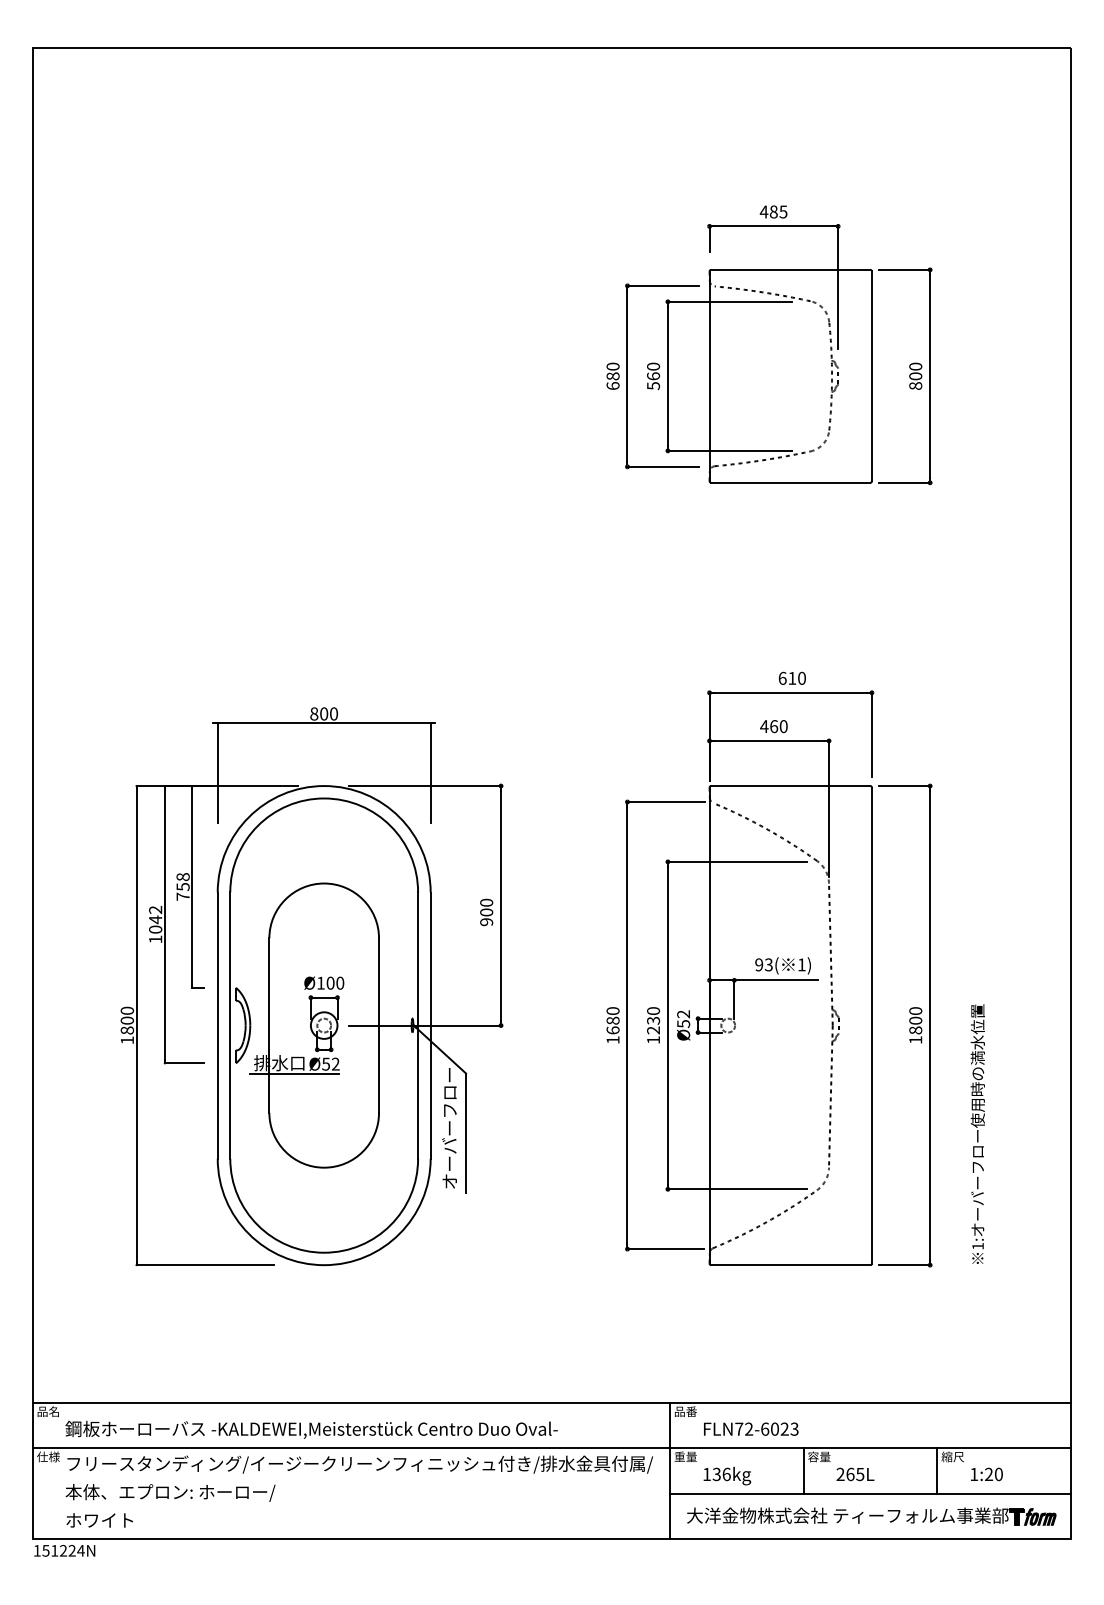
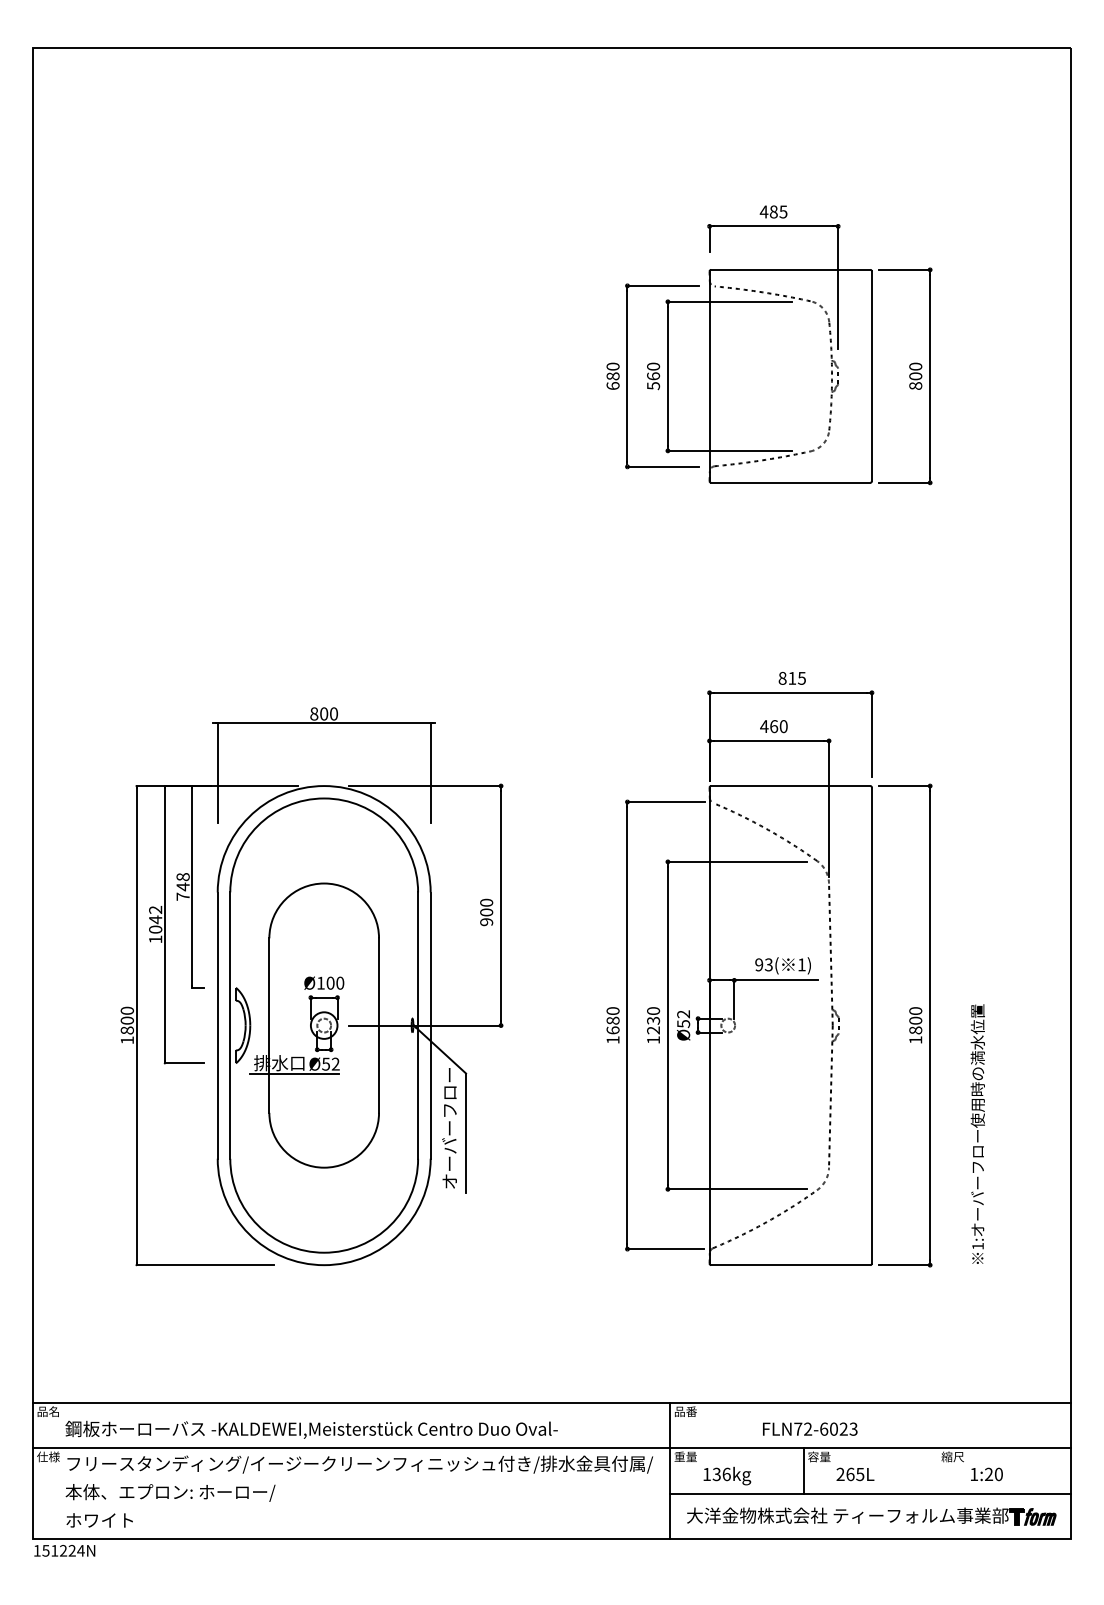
text: 610 -> 815 (791, 677)
text: 758 -> 748 (182, 886)
text position: (751, 1428) -> (810, 1428) (810, 1428)
line: present -> none (937, 1470)
